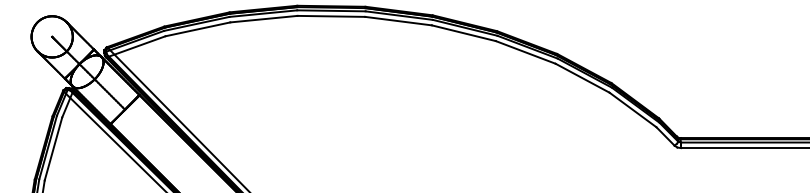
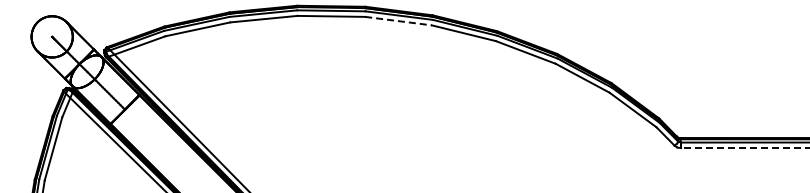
line: solid -> dashed (398, 21)
line: solid -> dashed (744, 148)
